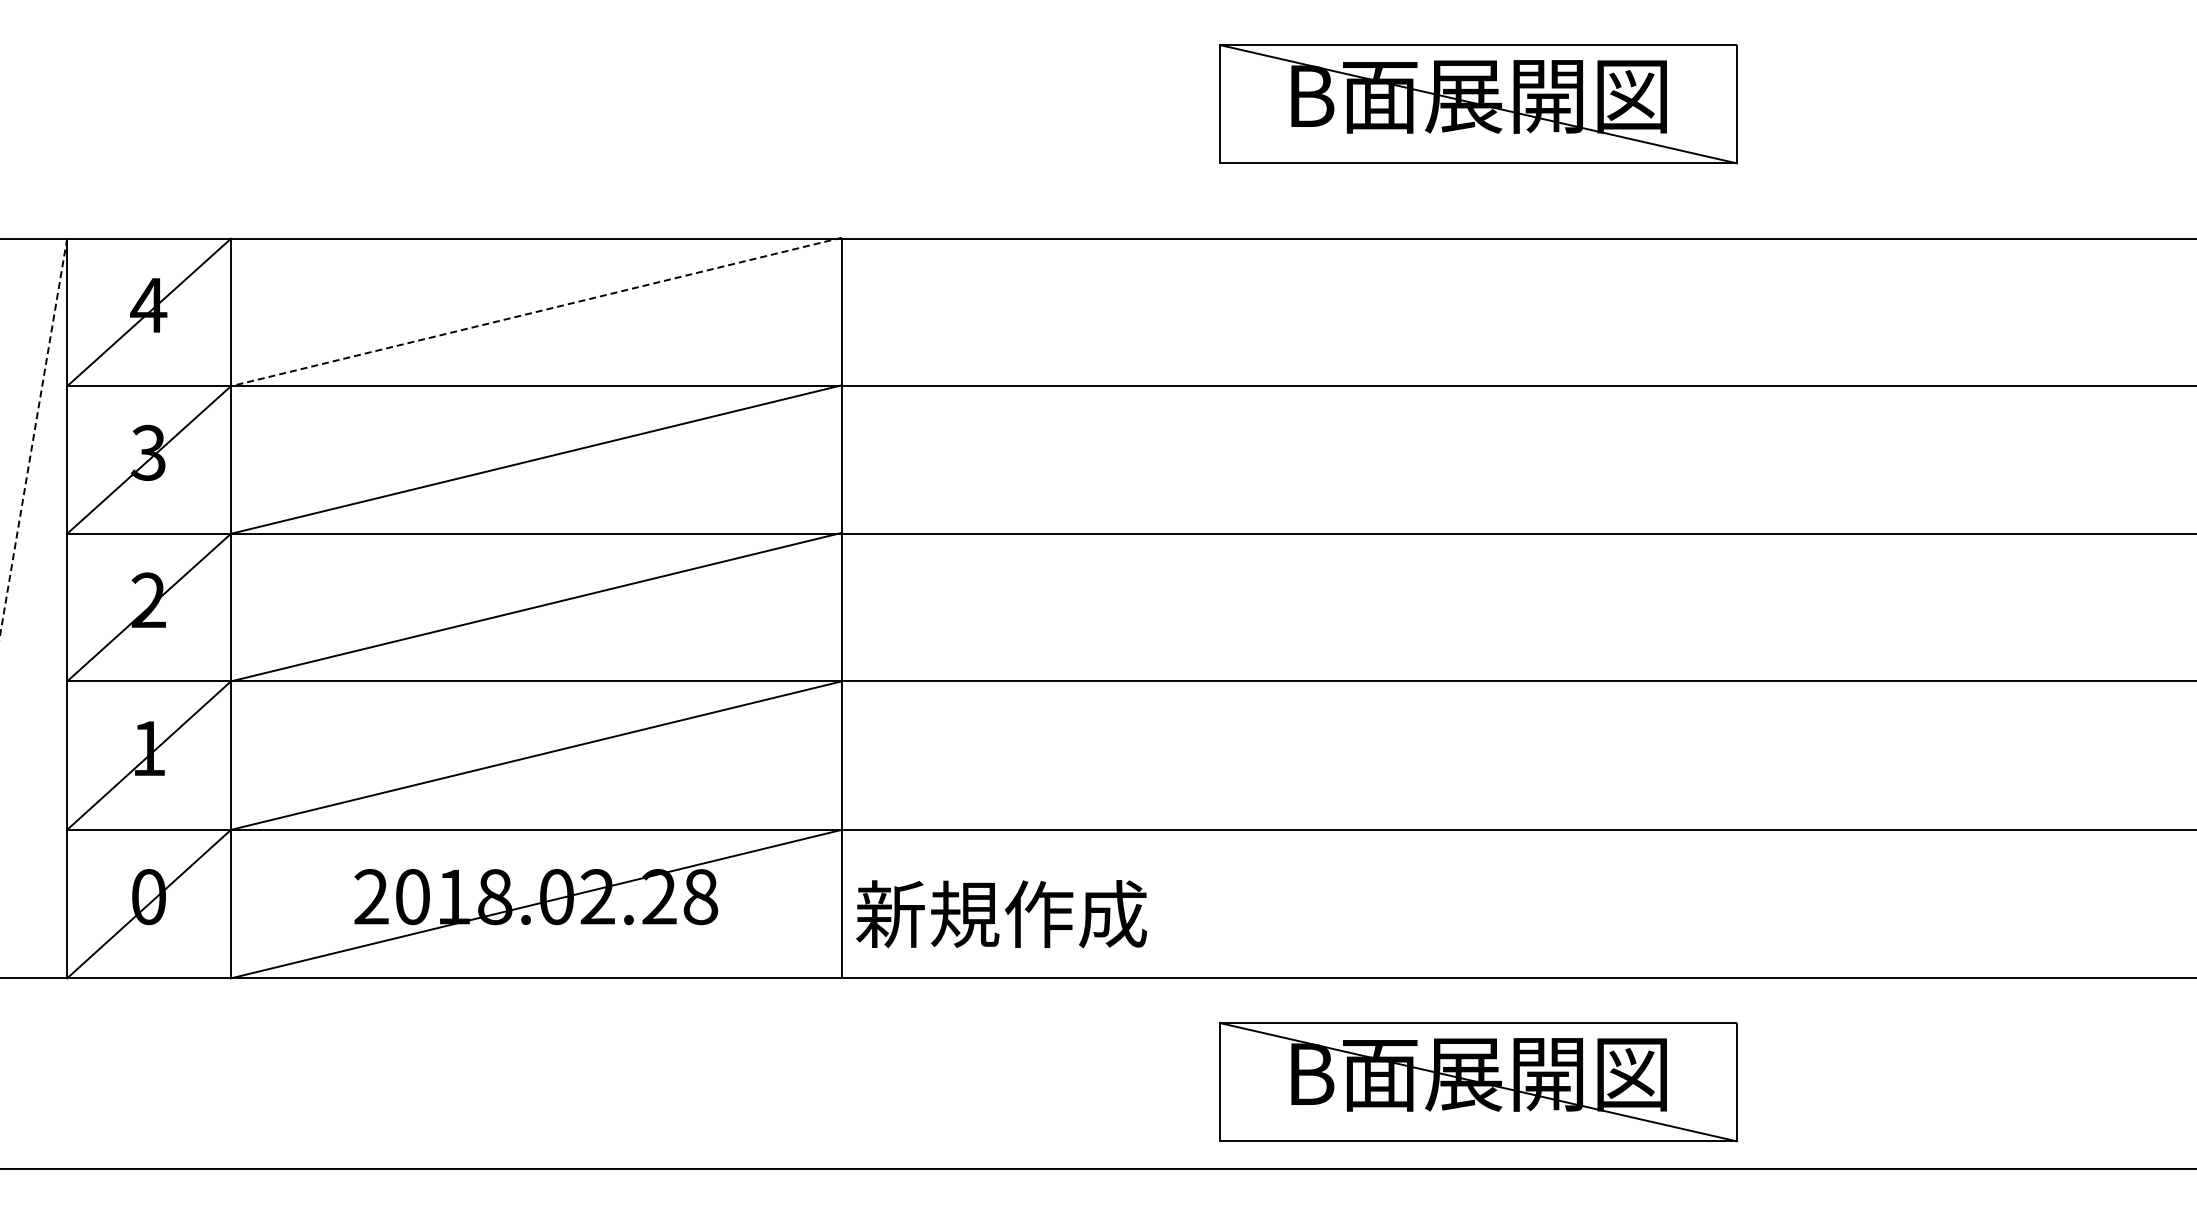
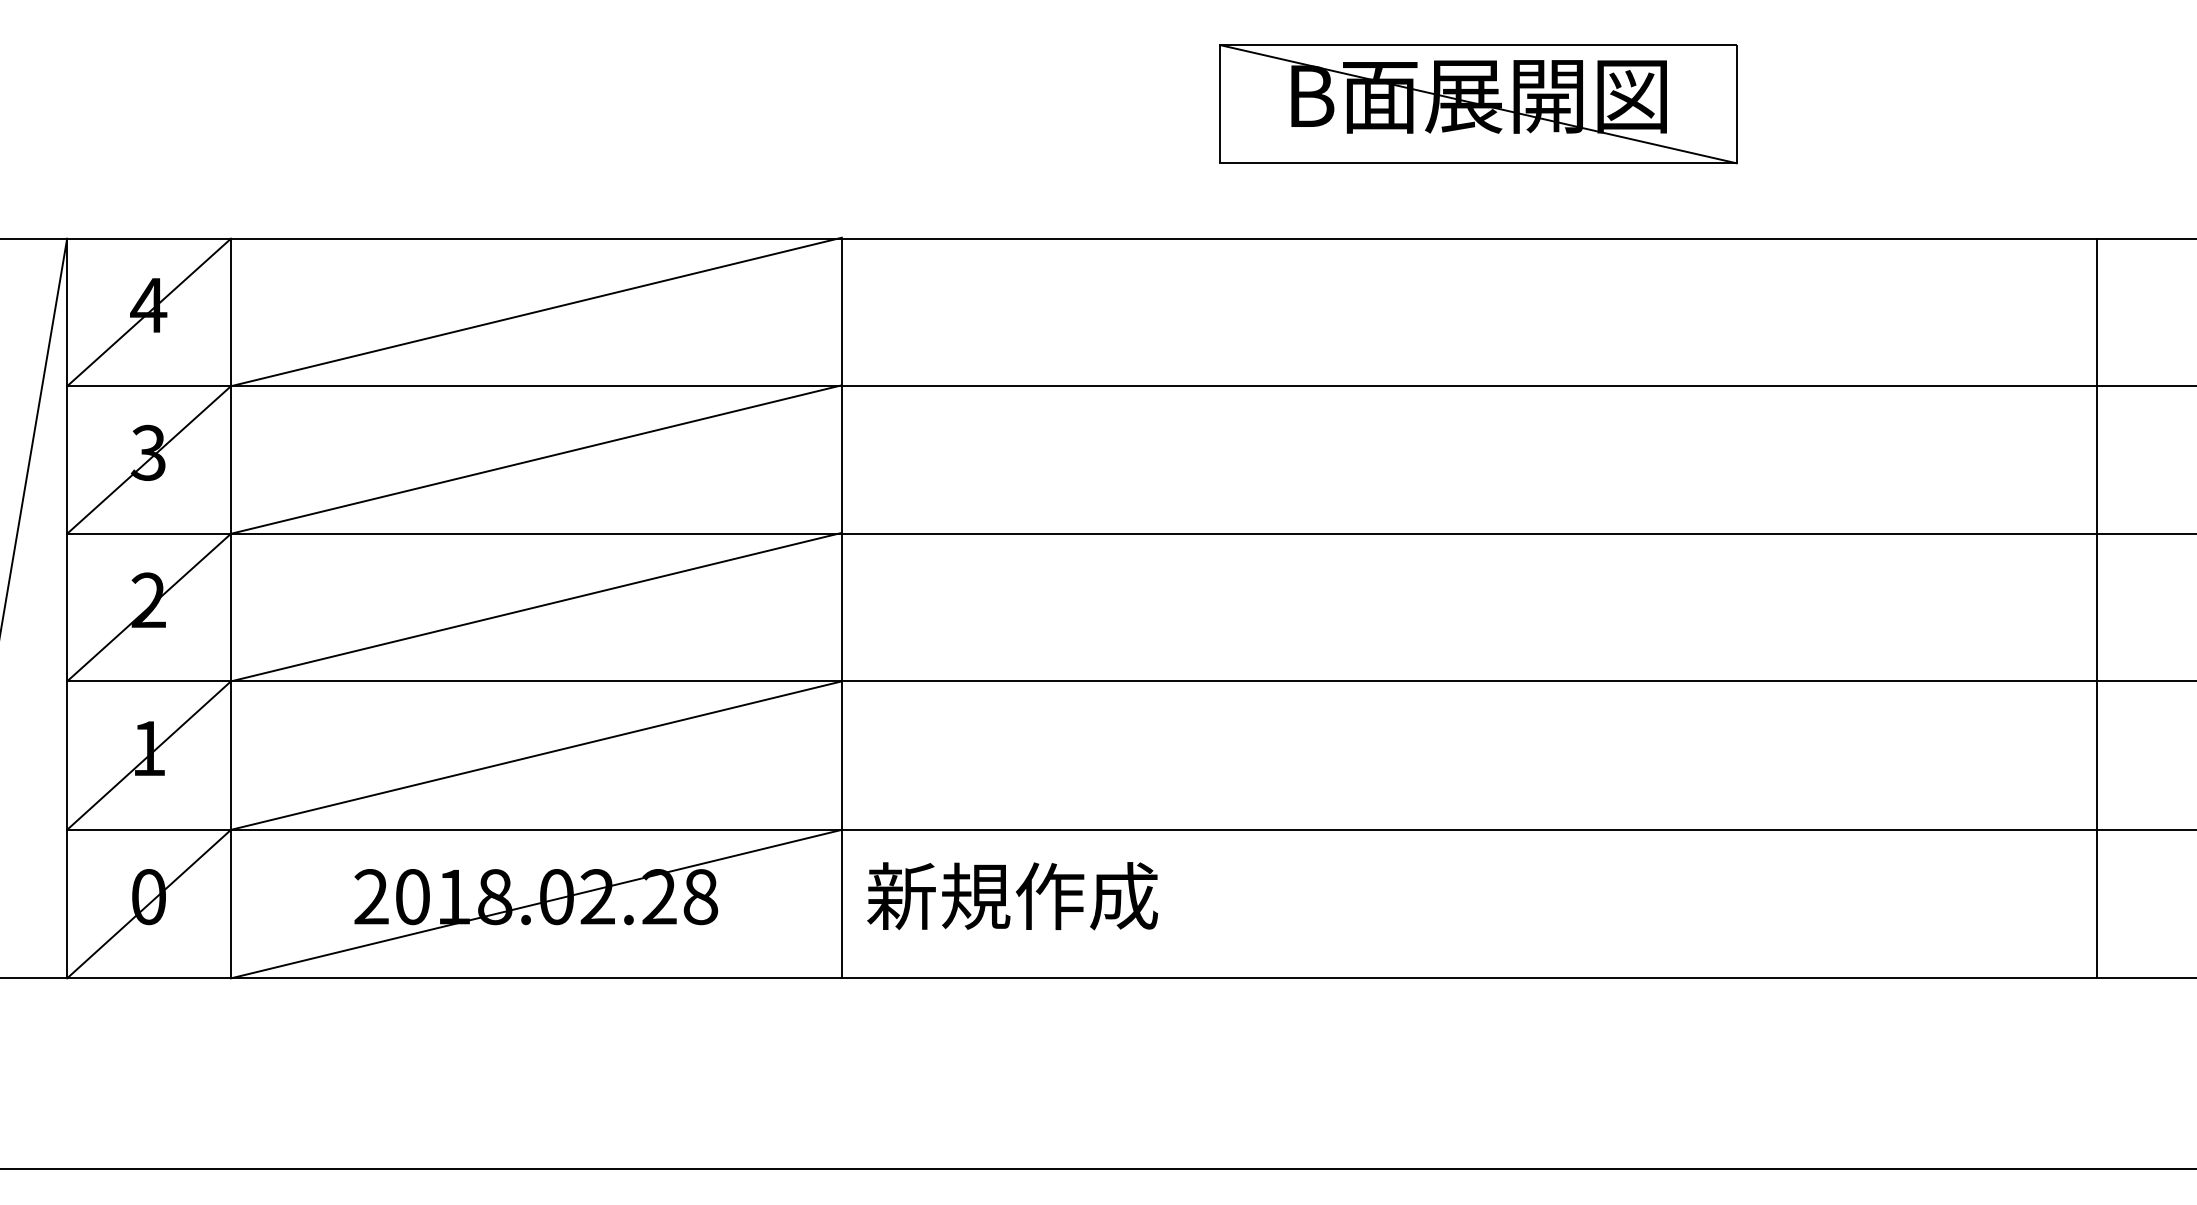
line: dashed -> solid (535, 312)
line: dashed -> solid (33, 437)
line: none -> present (2097, 608)
text position: (1001, 914) -> (1012, 896) (1012, 896)
part: present -> none (1478, 1082)
